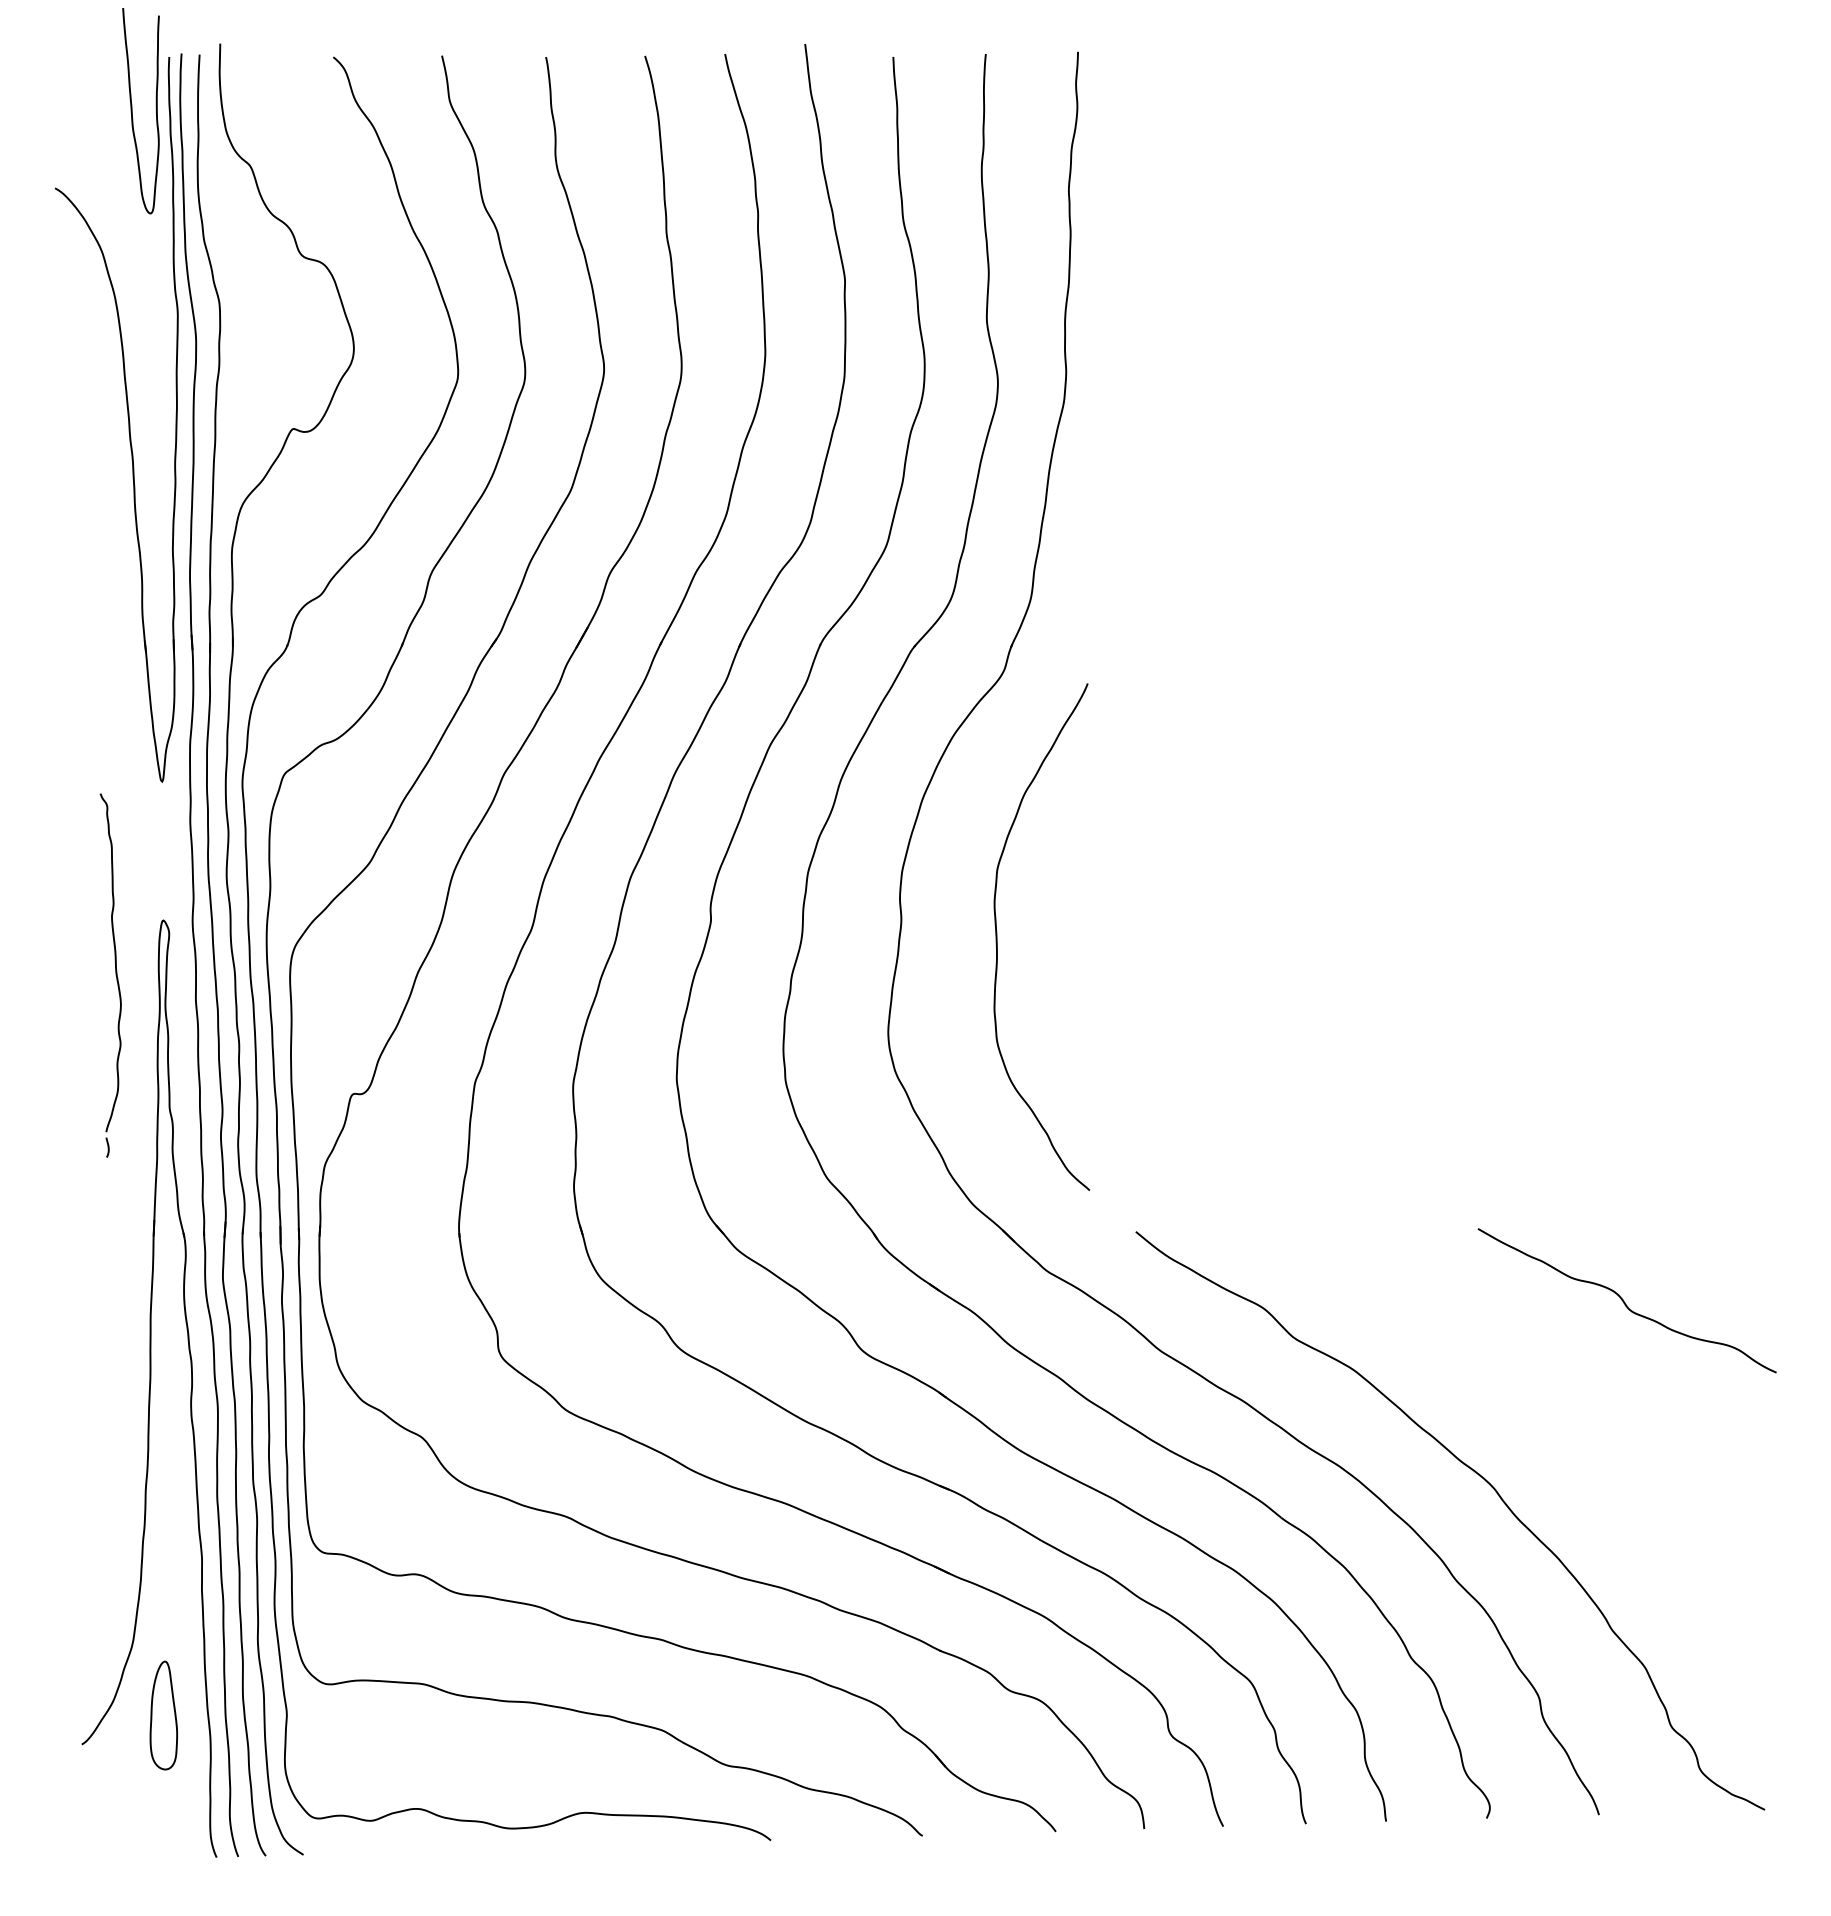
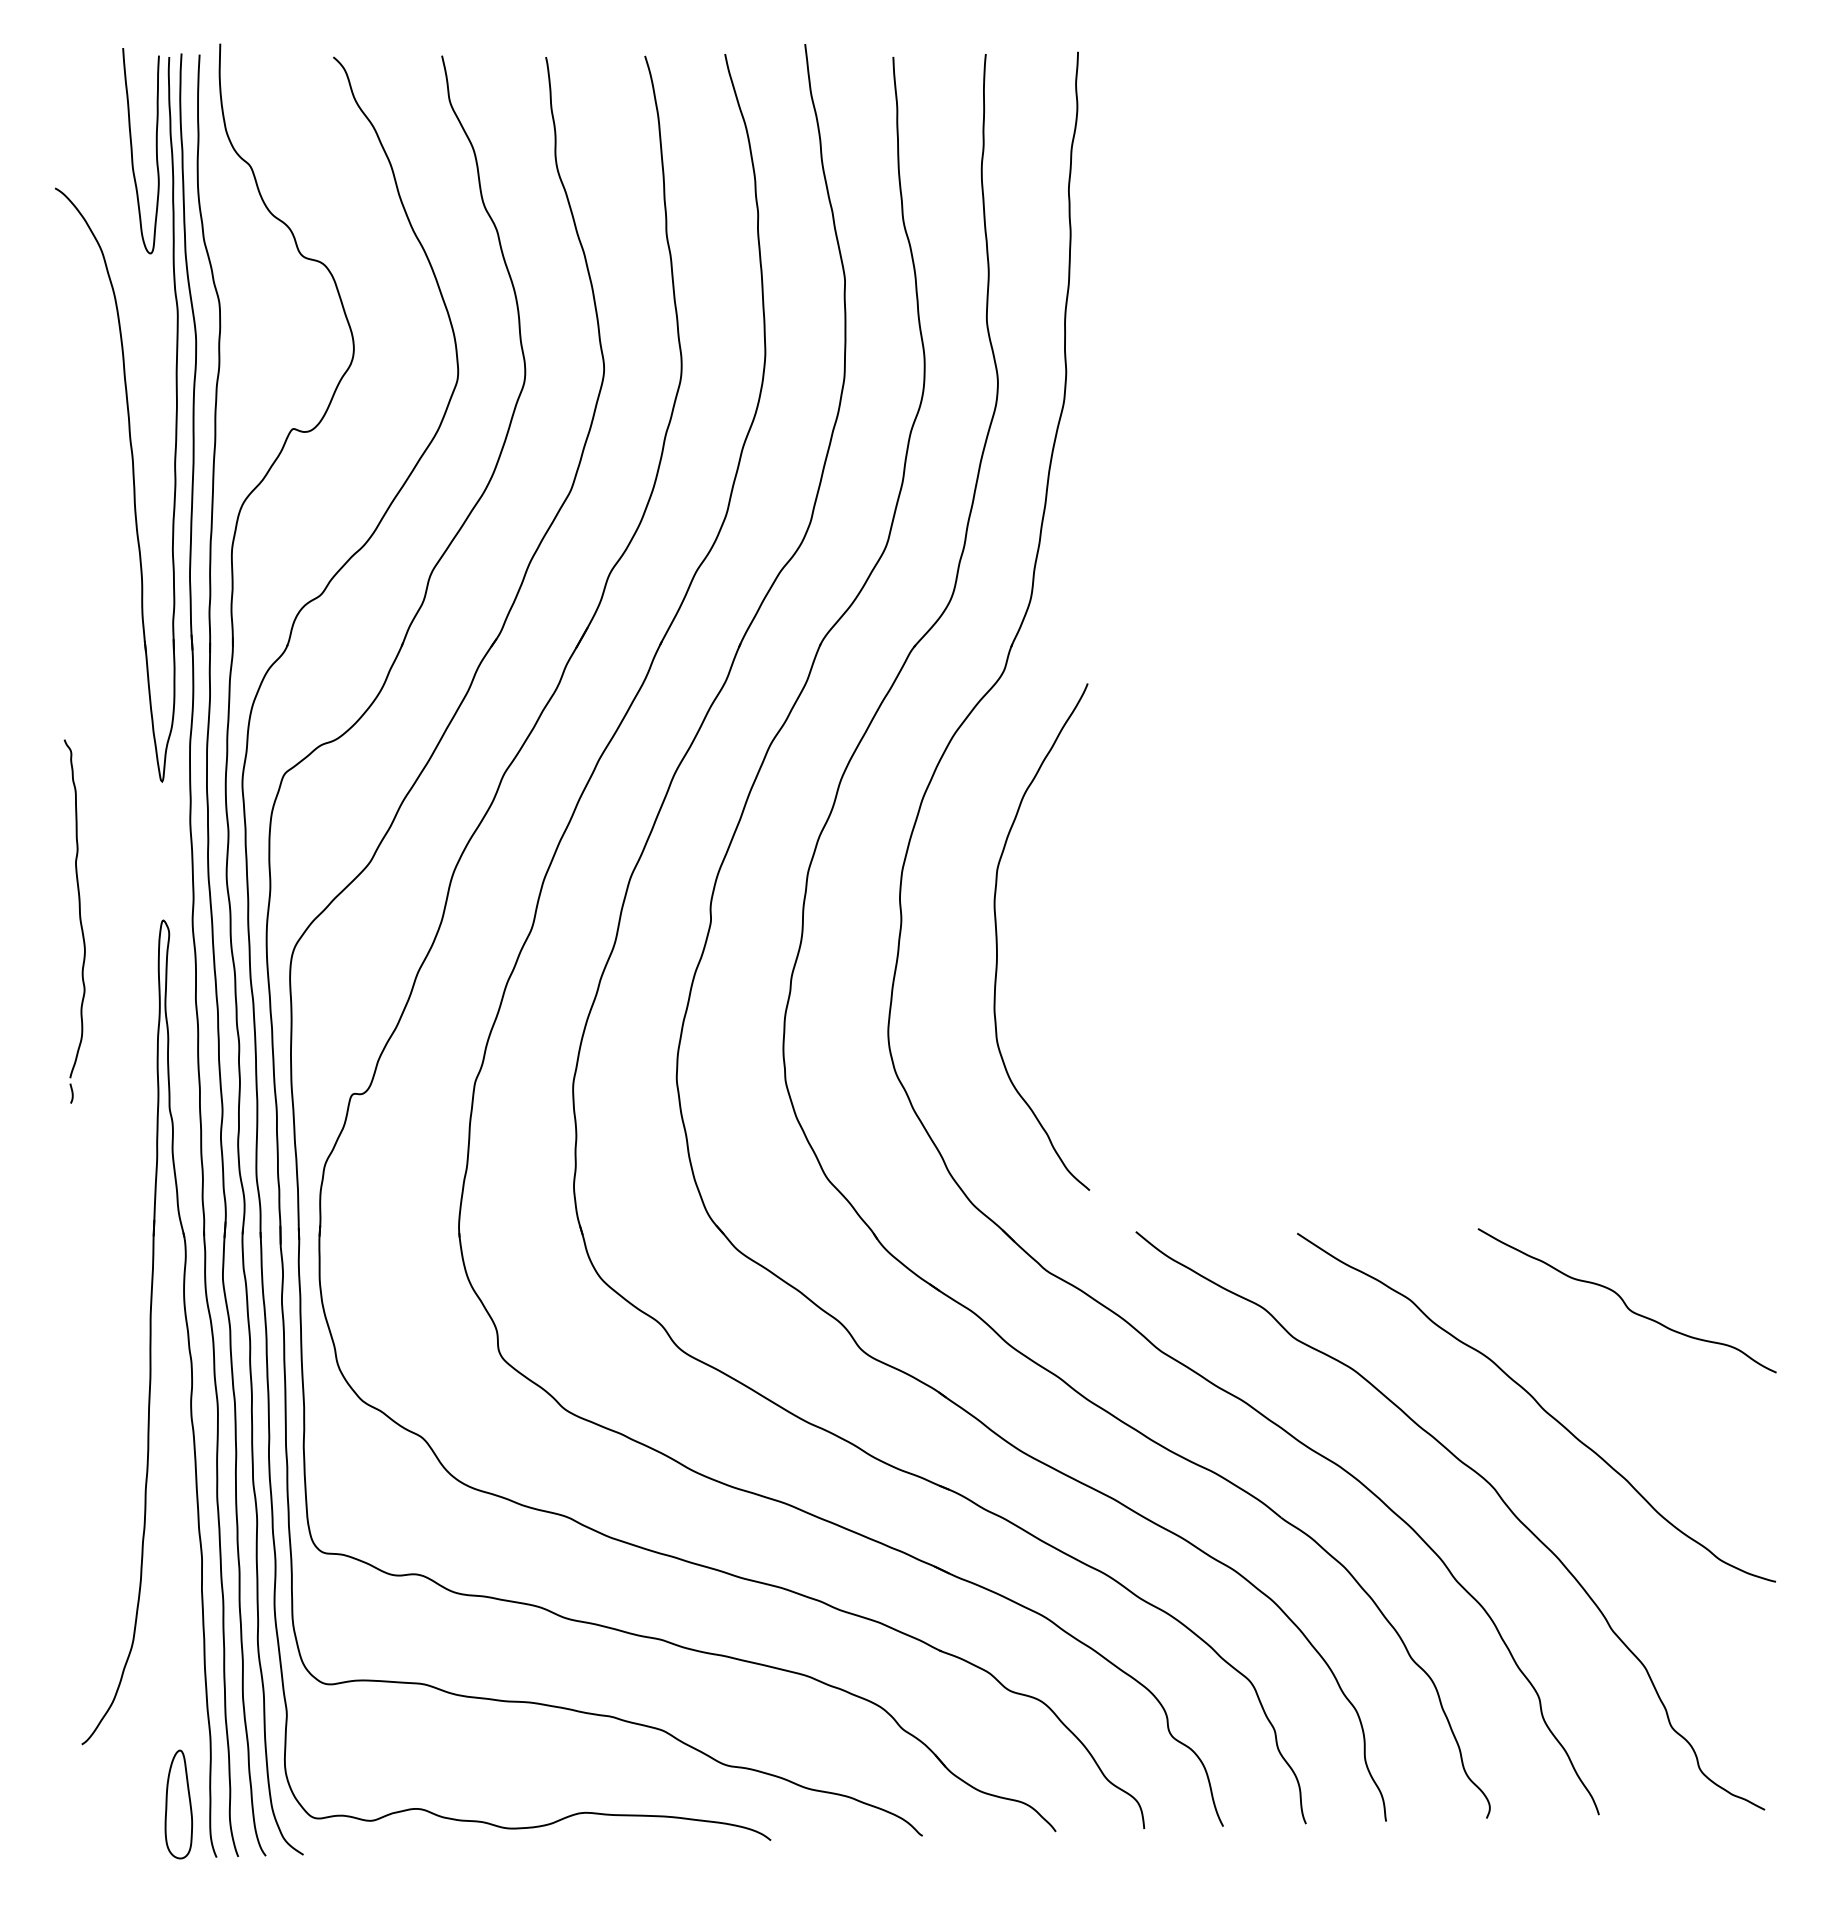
curve position: (132, 111) -> (132, 151) (132, 151)
part position: (110, 975) -> (74, 921) (74, 921)
curve: none -> present (1538, 1405)
part position: (163, 1715) -> (178, 1804) (178, 1804)
